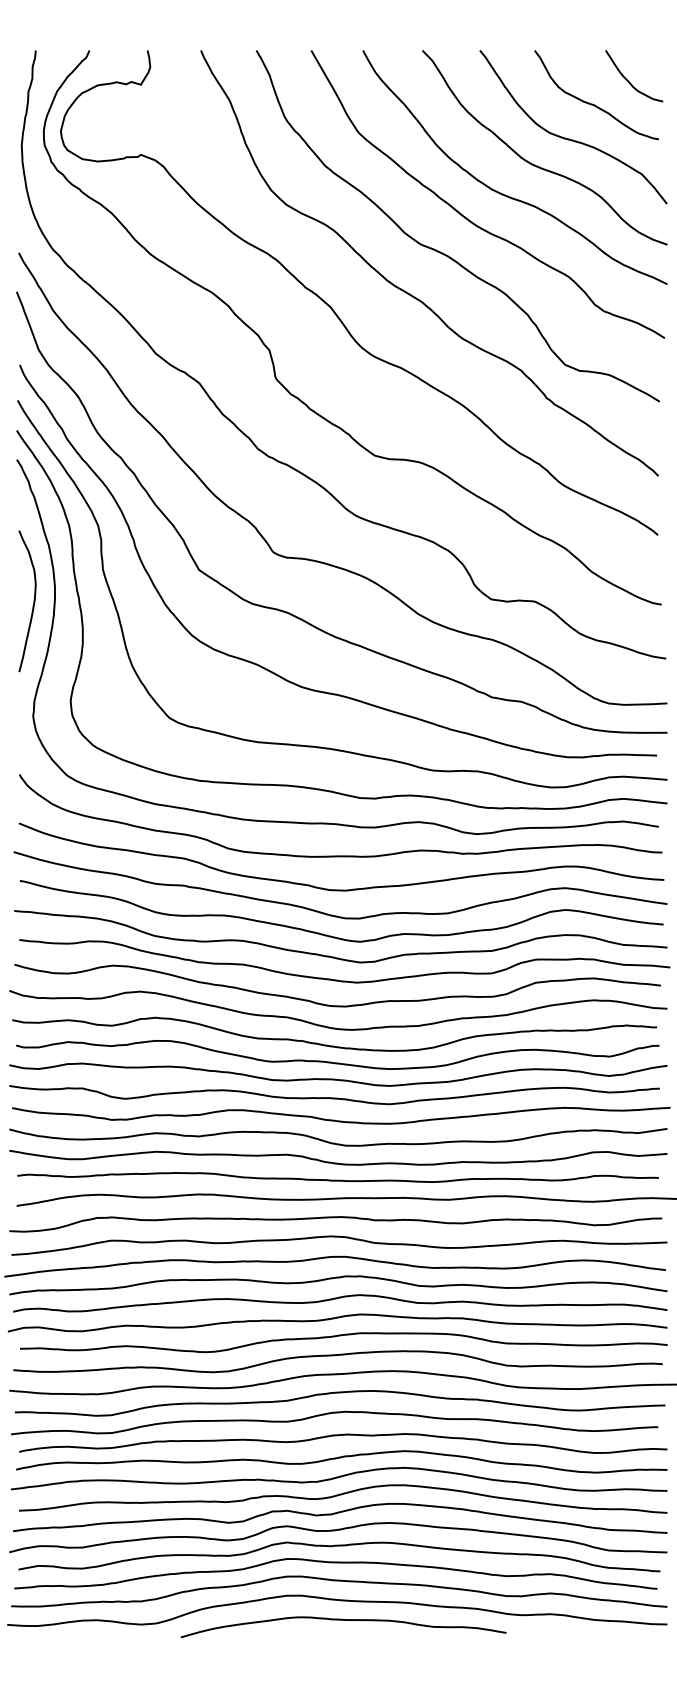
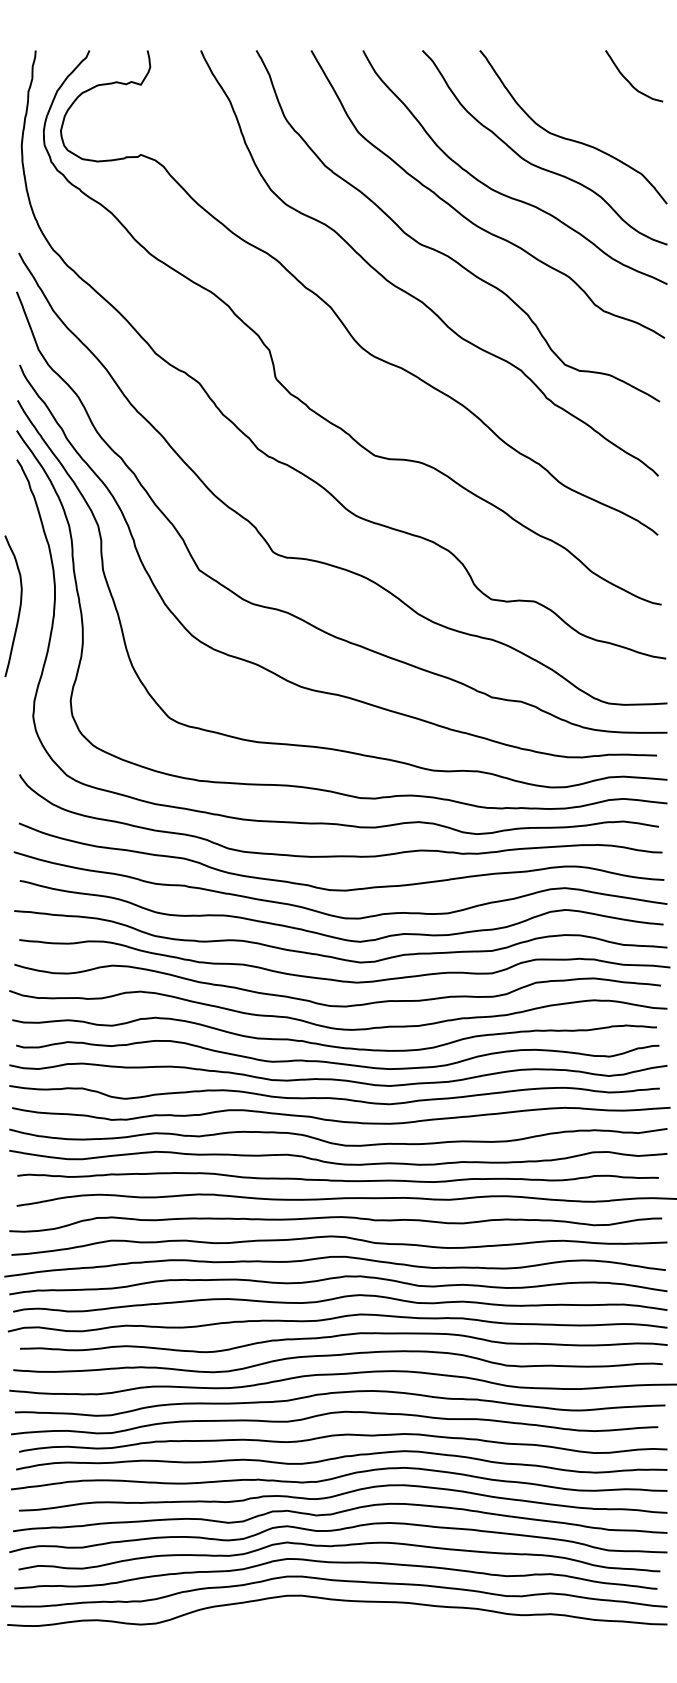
curve: present -> none (592, 103)
curve position: (33, 601) -> (19, 606) (19, 606)
curve: present -> none (343, 1620)
